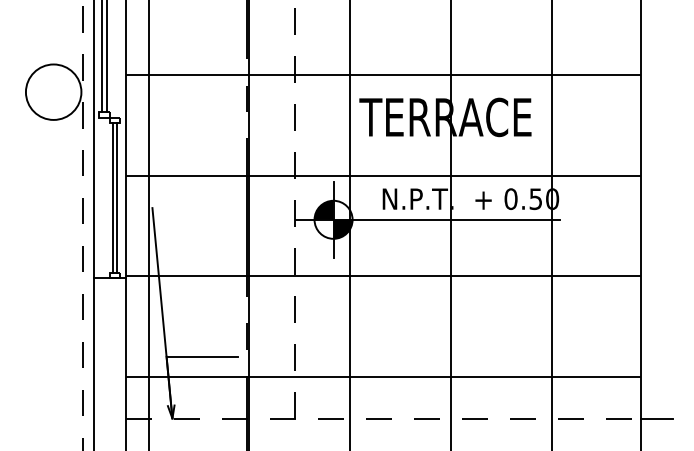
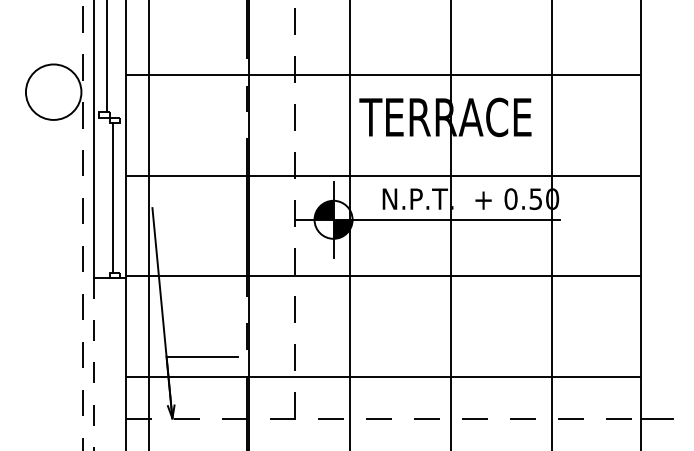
line: present -> none (102, 57)
line: present -> none (117, 197)
line: solid -> dashed (93, 364)
